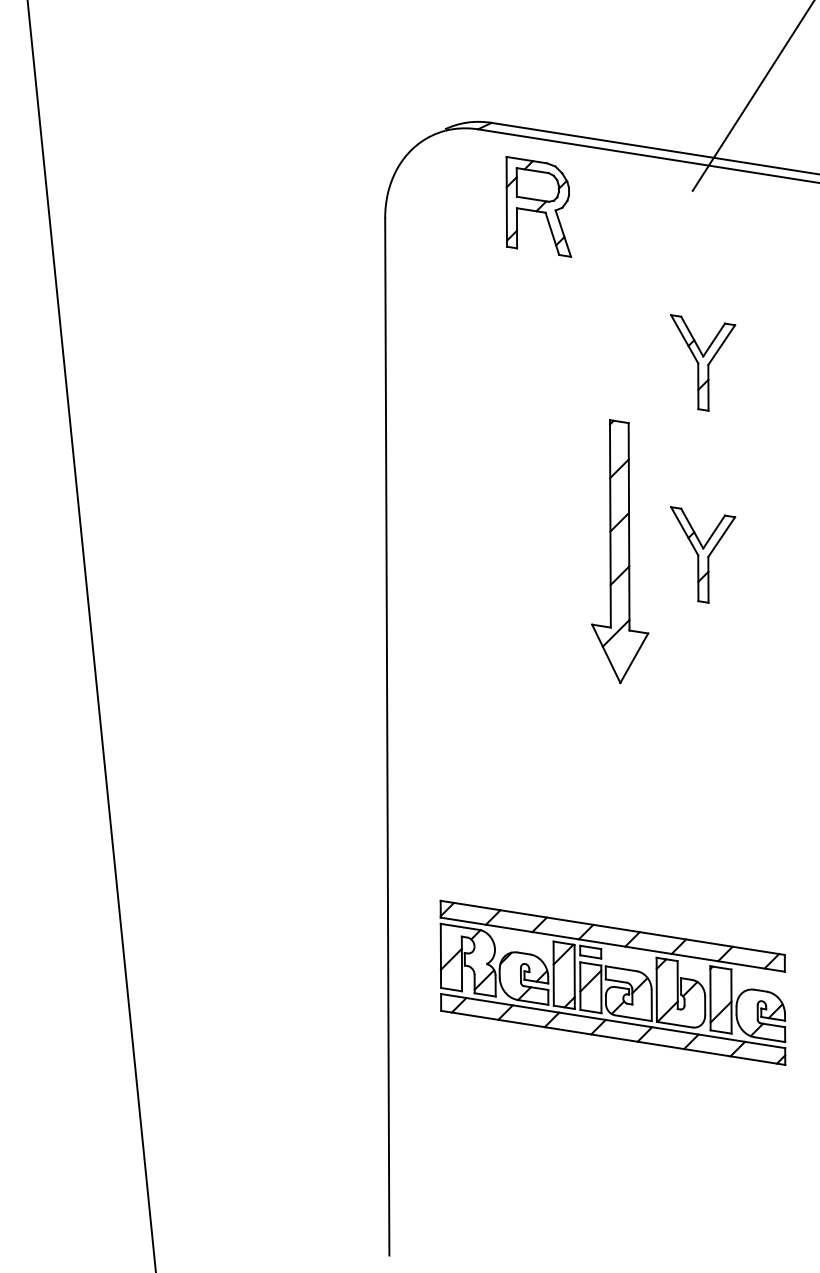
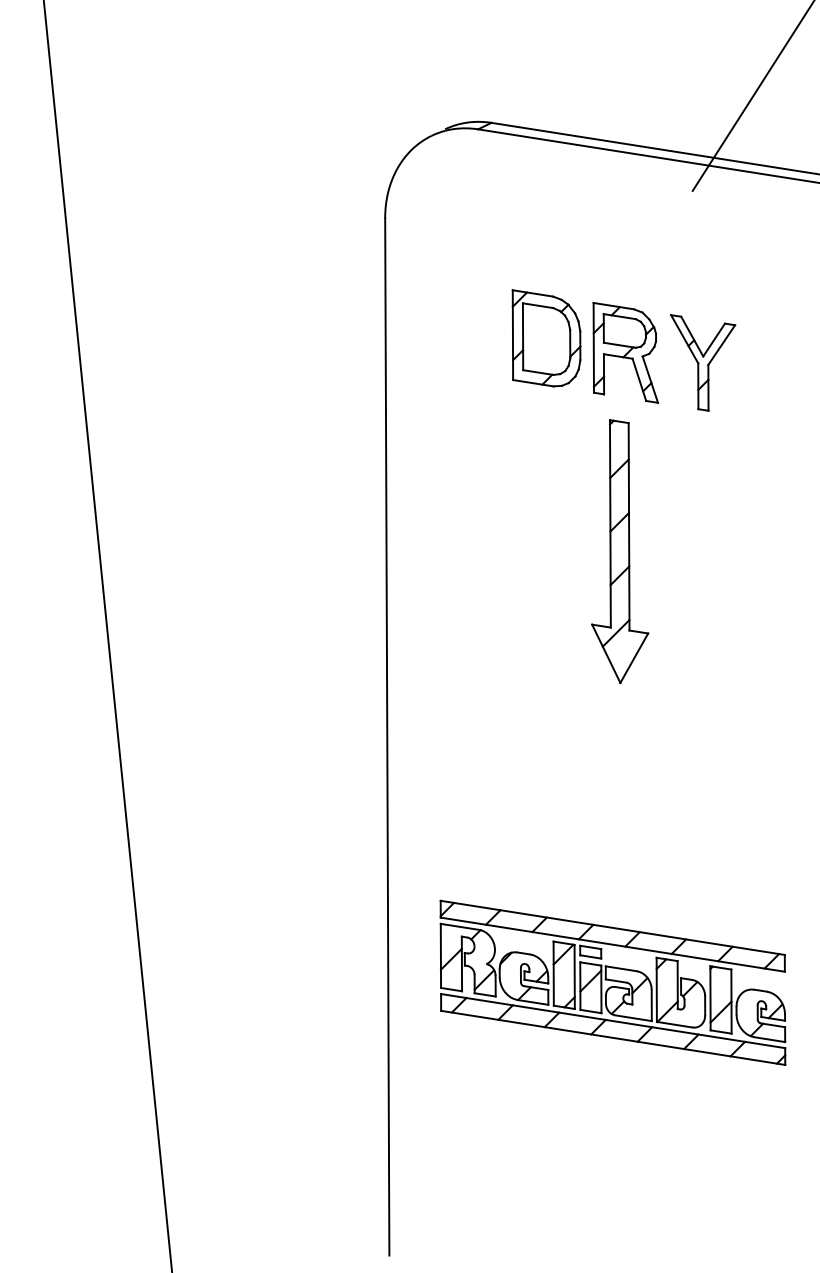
part position: (538, 206) -> (625, 352) (625, 352)
part: none -> present (546, 338)
part: present -> none (703, 554)
line position: (91, 635) -> (107, 635) (107, 635)
